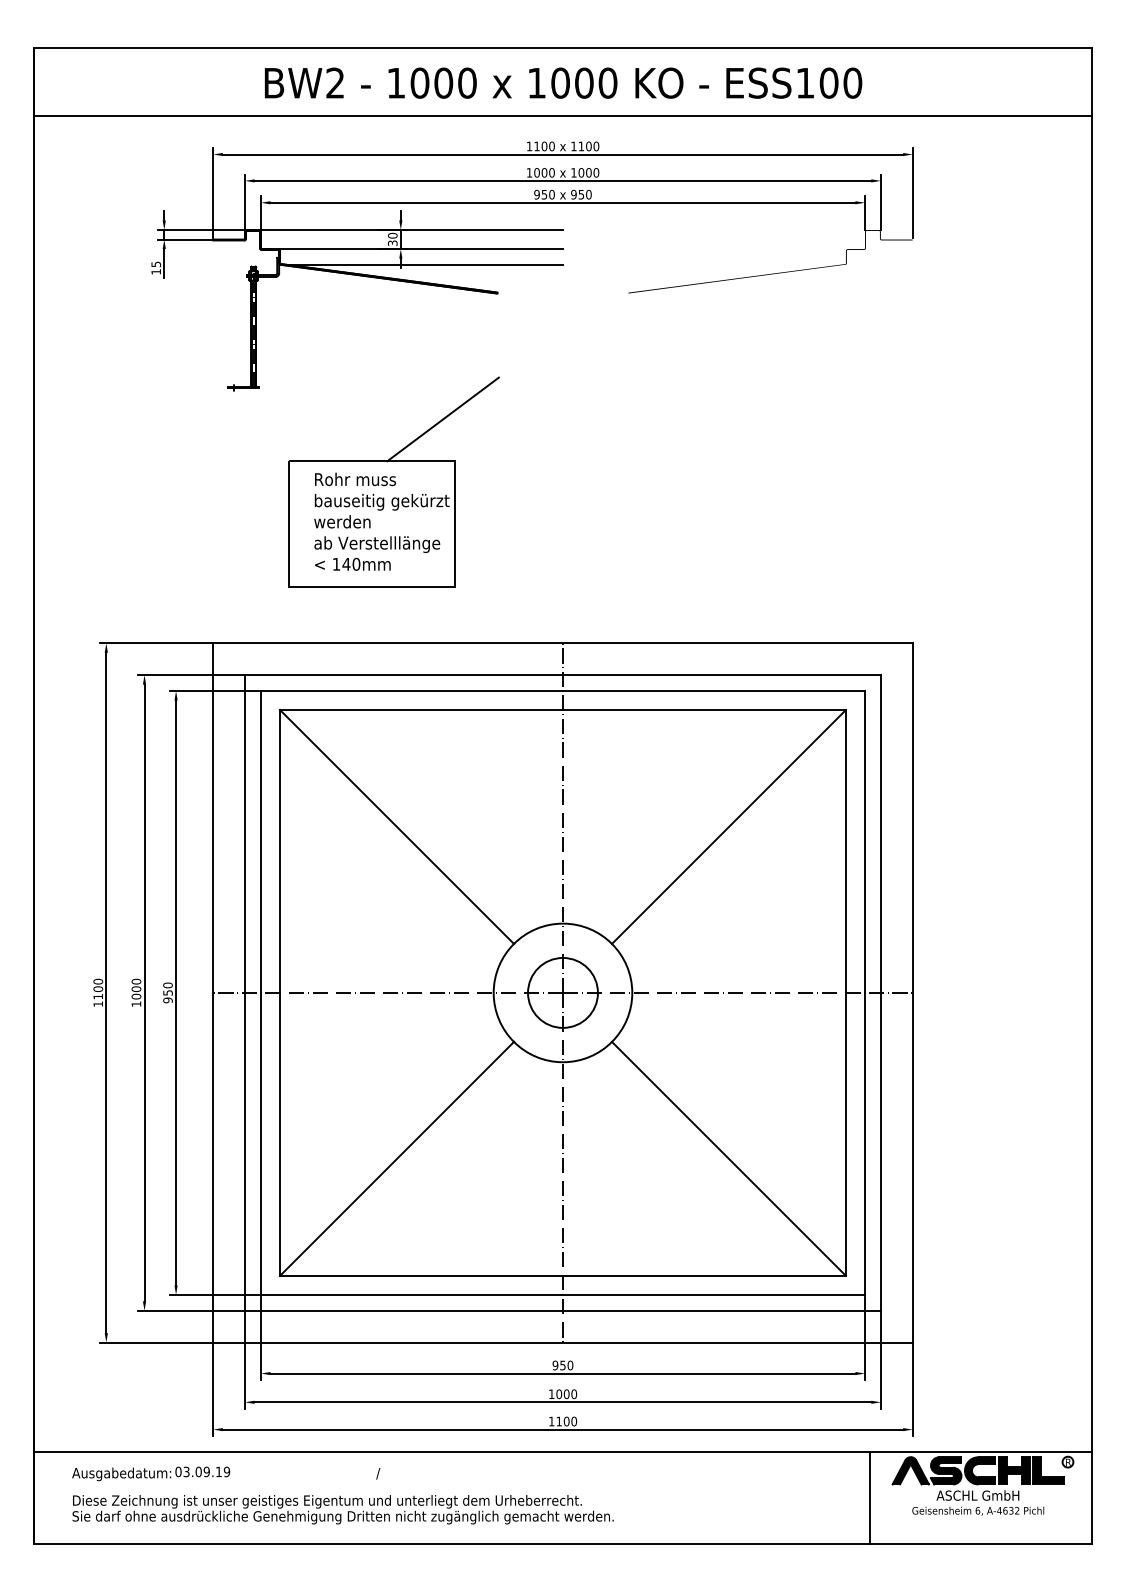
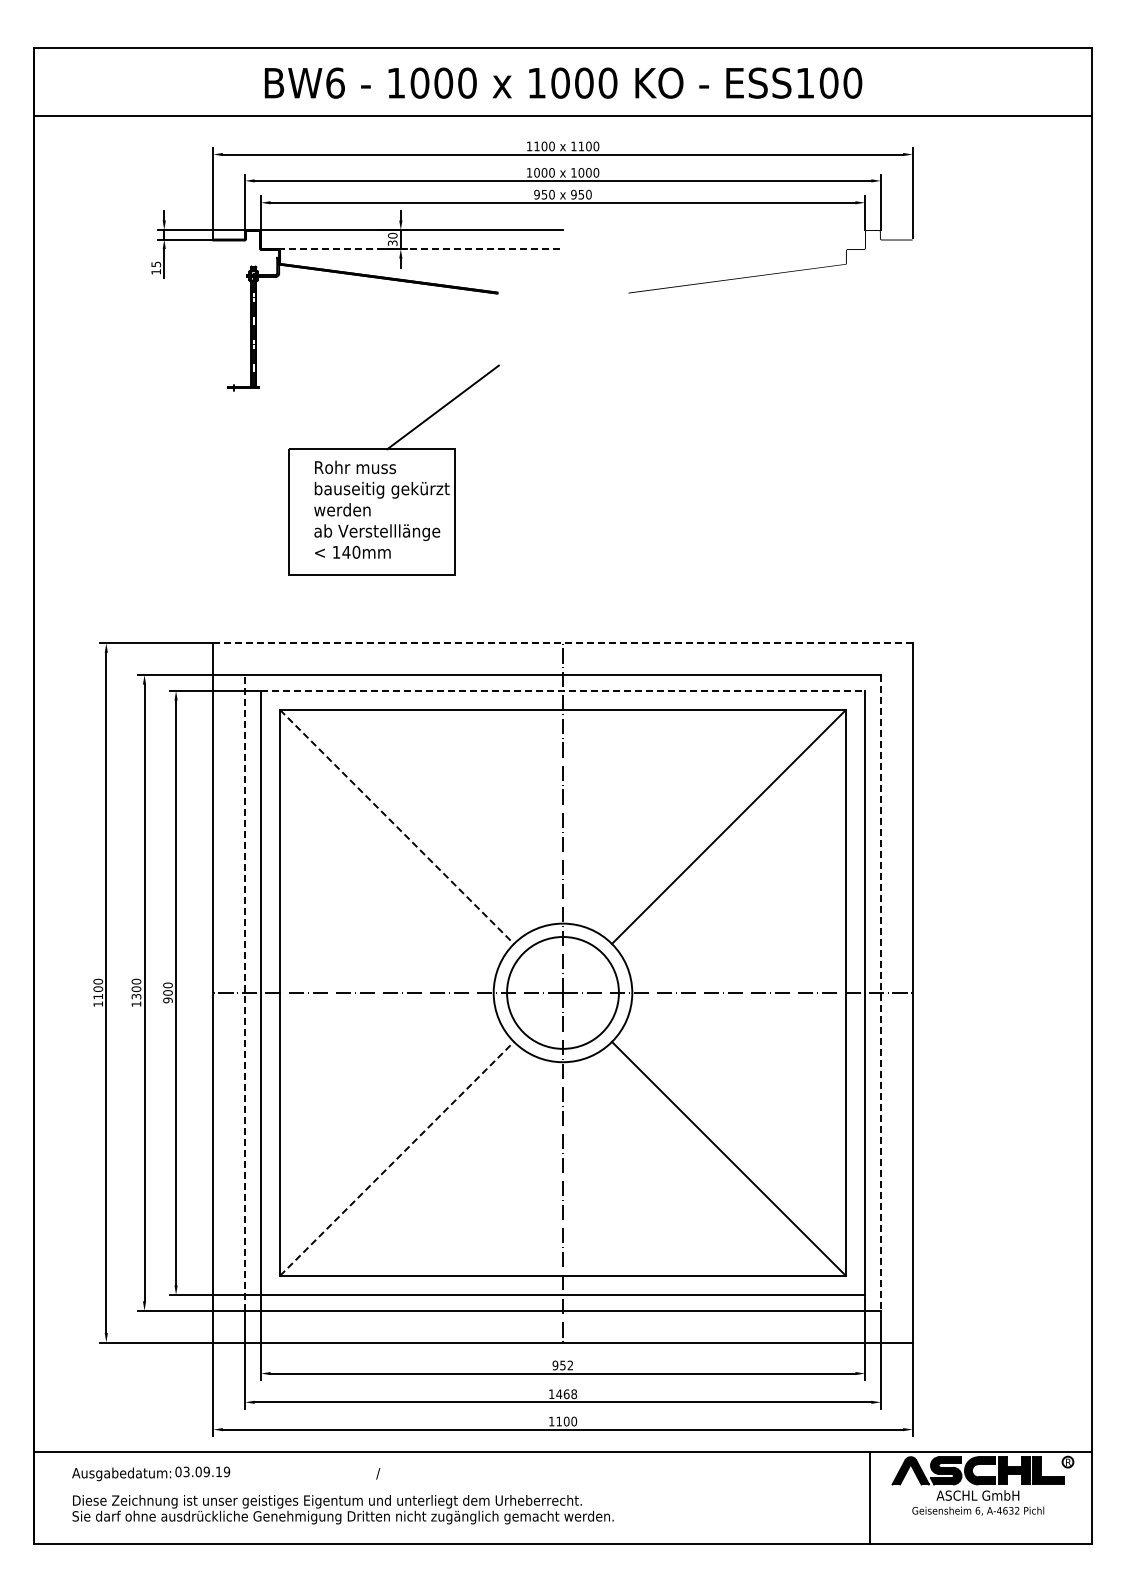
text: BW2 -> BW6 (335, 82)
line: solid -> dashed (421, 249)
line: present -> none (424, 264)
part position: (393, 481) -> (393, 469) (393, 469)
line: solid -> dashed (562, 643)
line: solid -> dashed (563, 690)
line: solid -> dashed (397, 827)
text: 950 -> 900 (167, 992)
line: solid -> dashed (245, 992)
circle diameter: 70 px -> 112 px (562, 992)
line: solid -> dashed (880, 992)
text: 1000 -> 1300 (136, 996)
line: solid -> dashed (397, 1158)
text: 950 -> 952 (570, 1365)
text: 1000 -> 1468 (566, 1394)
